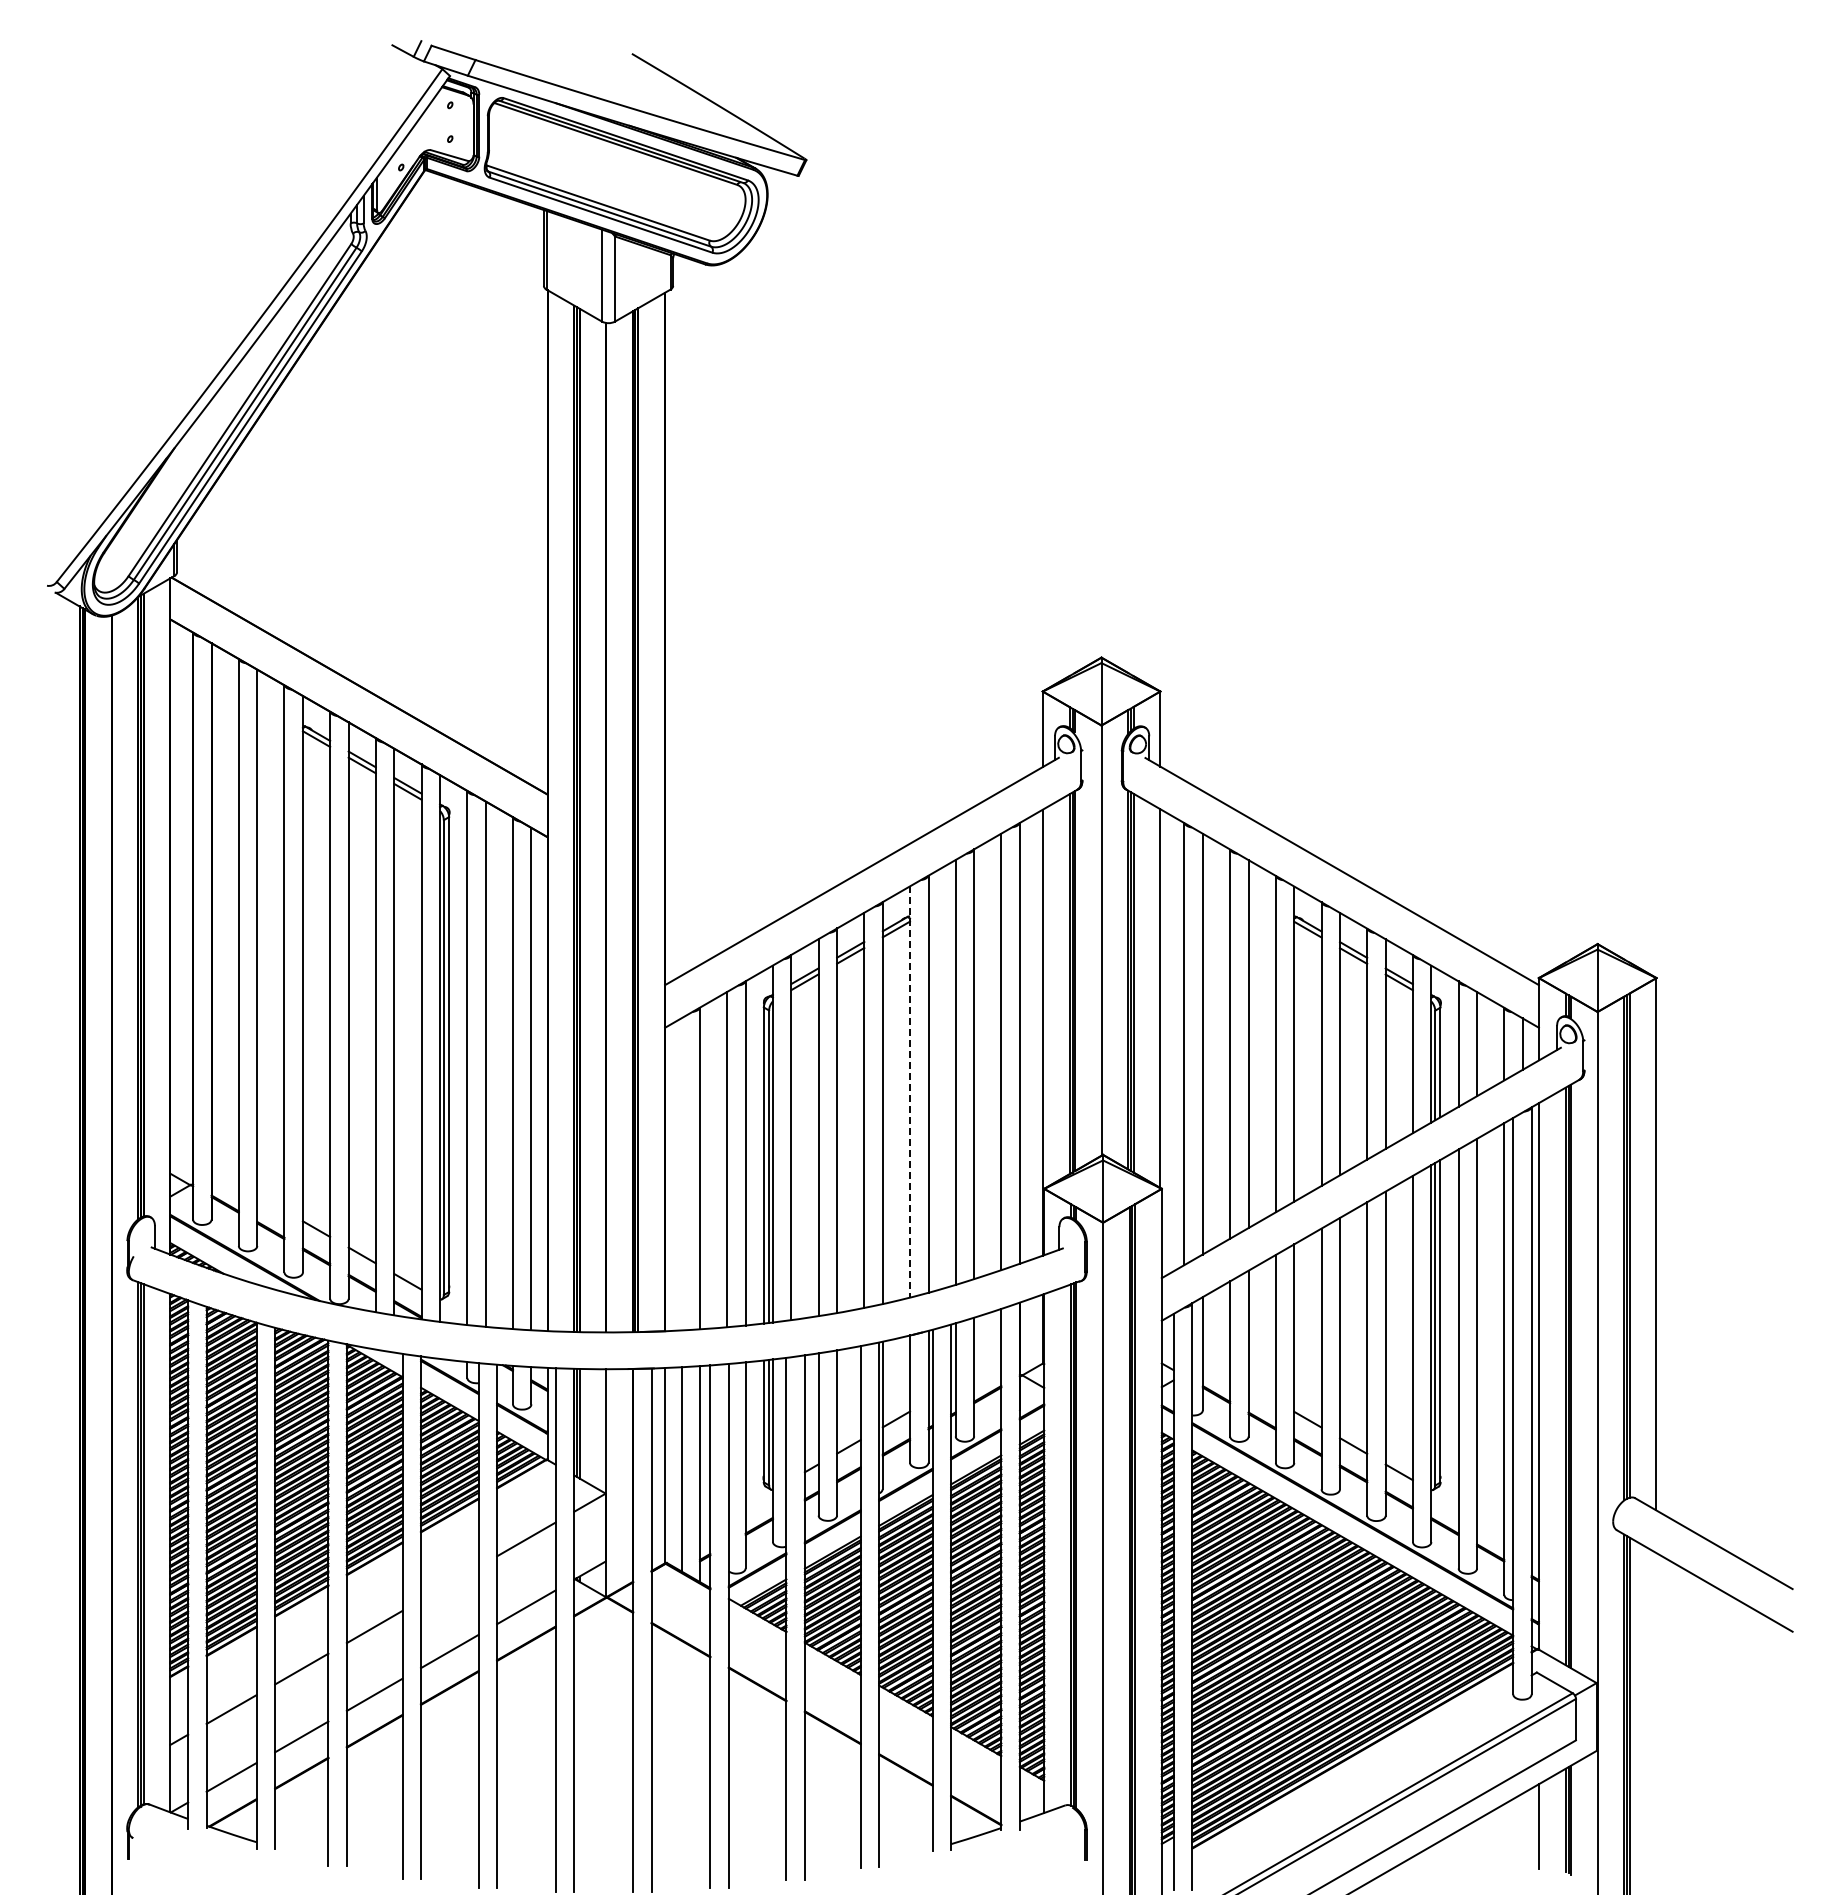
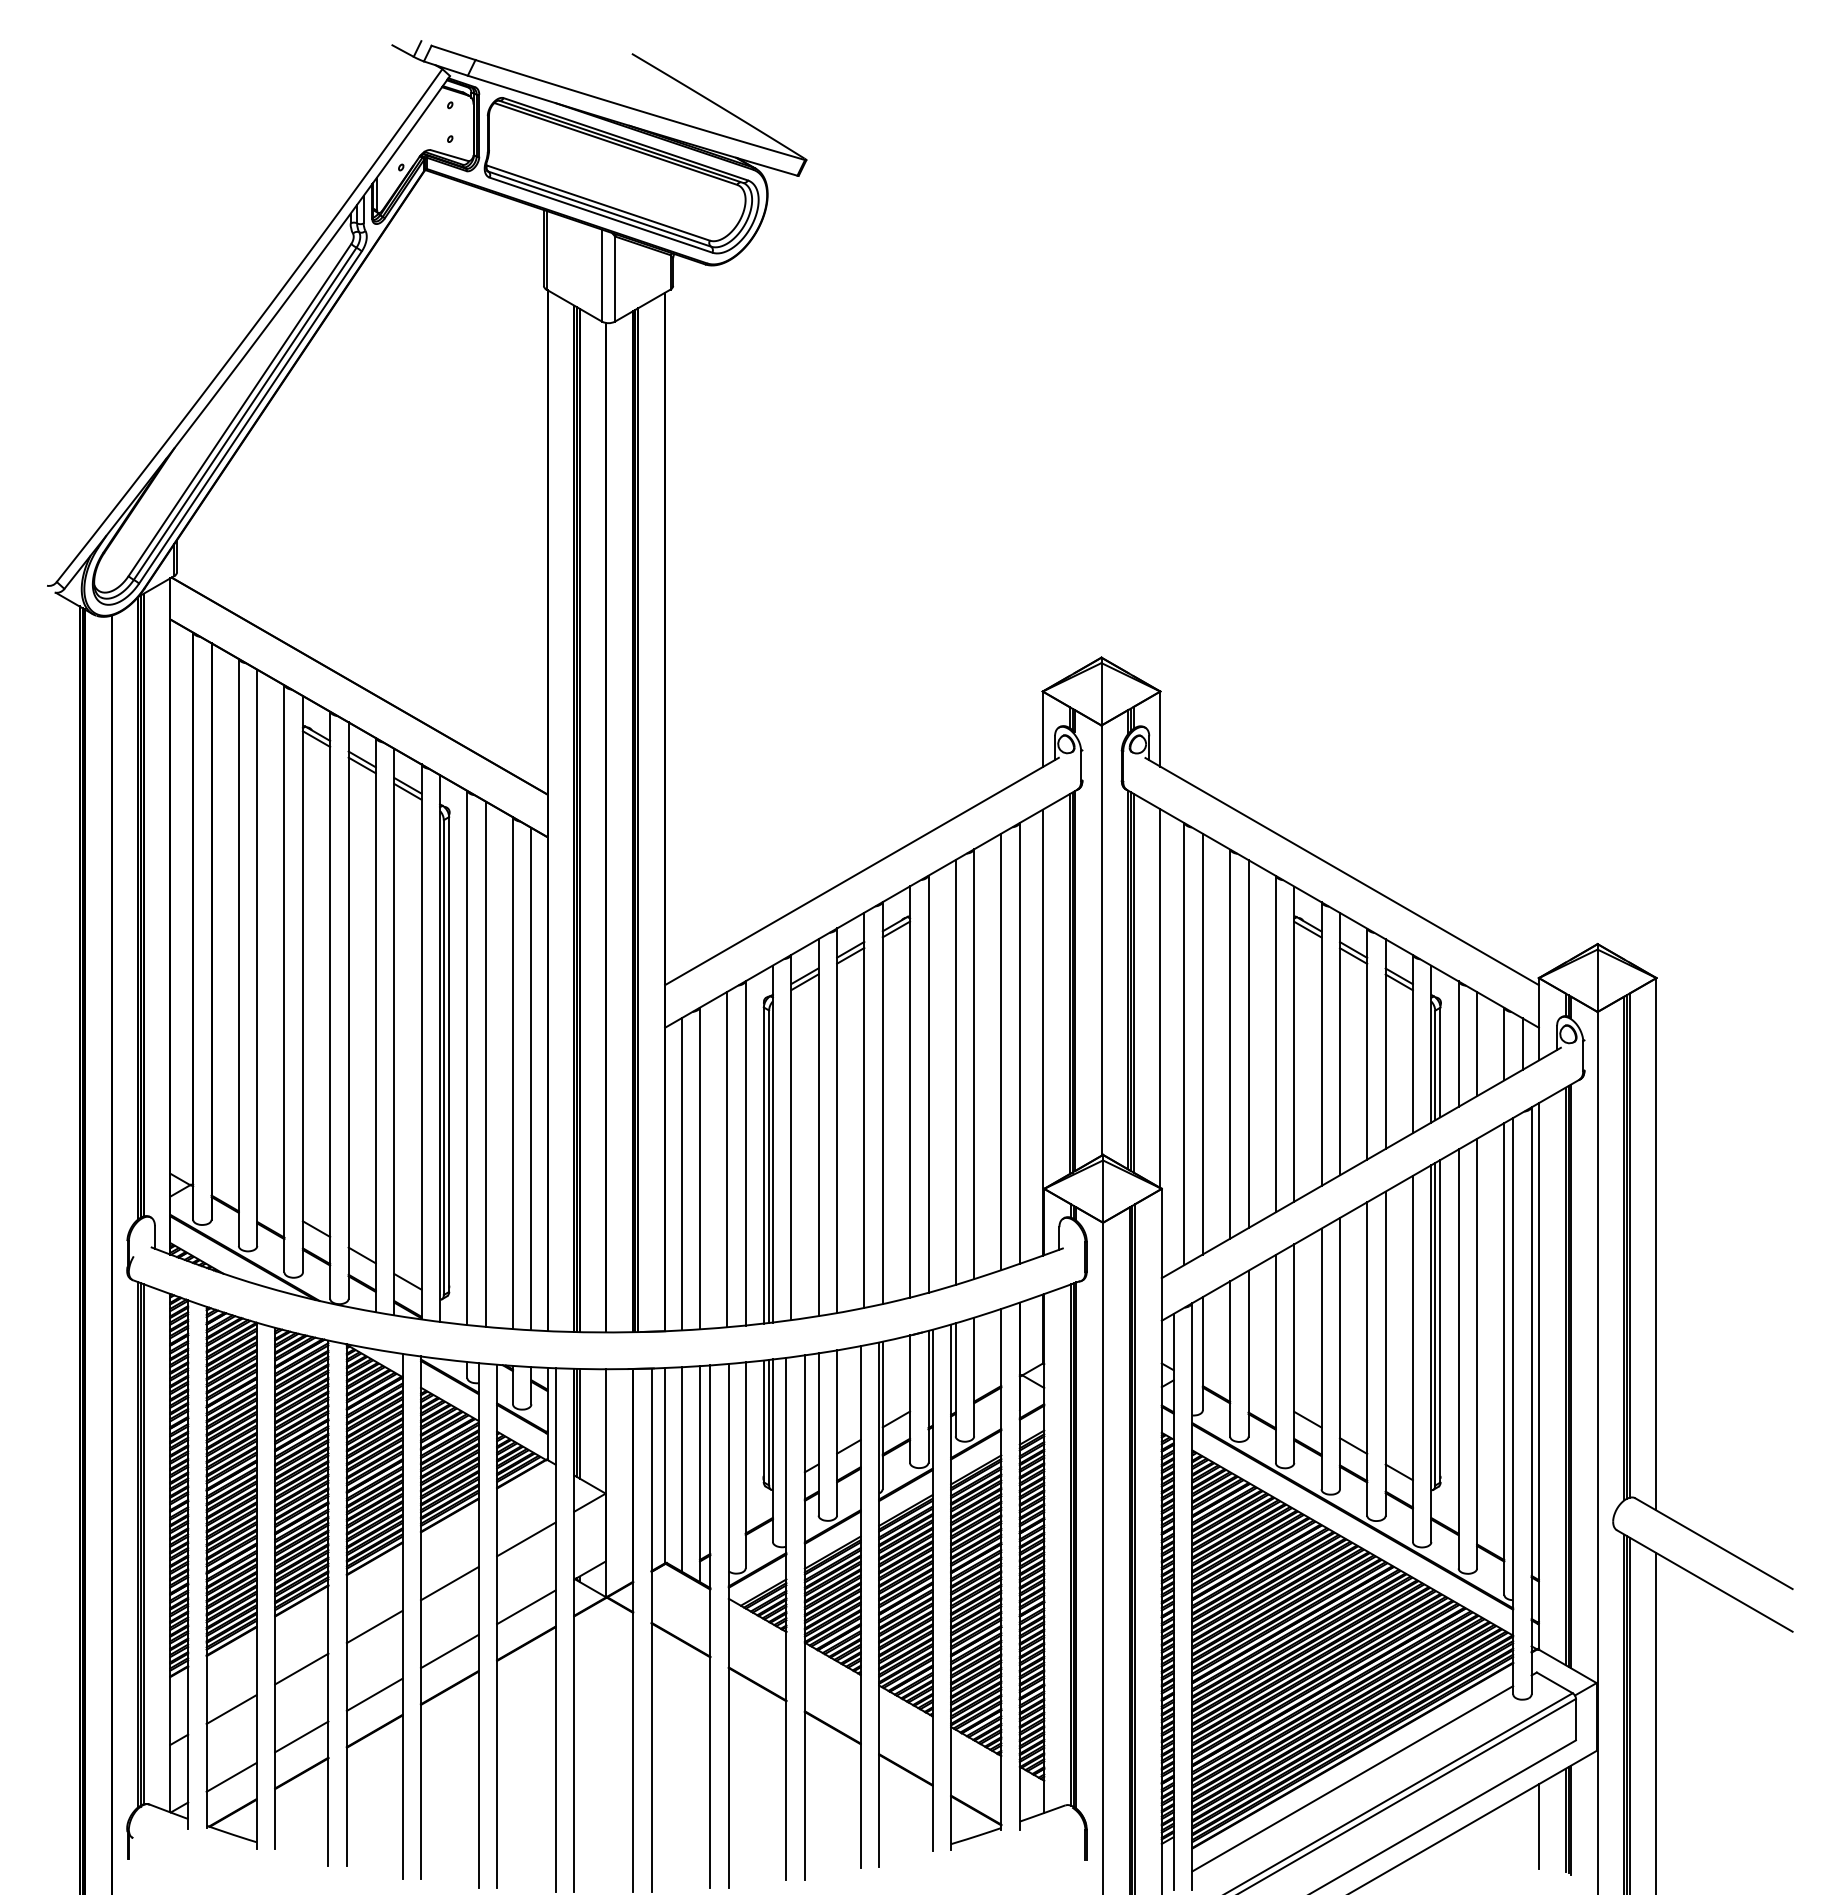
line: dashed -> solid (910, 1091)
line: none -> present (681, 1174)
line: none -> present (449, 1583)
line: none -> present (1656, 1722)
line: none -> present (1352, 1778)
